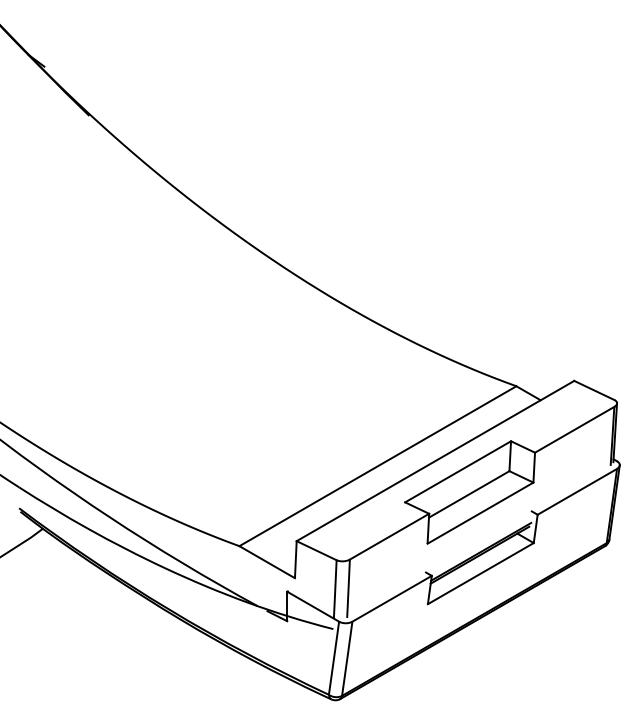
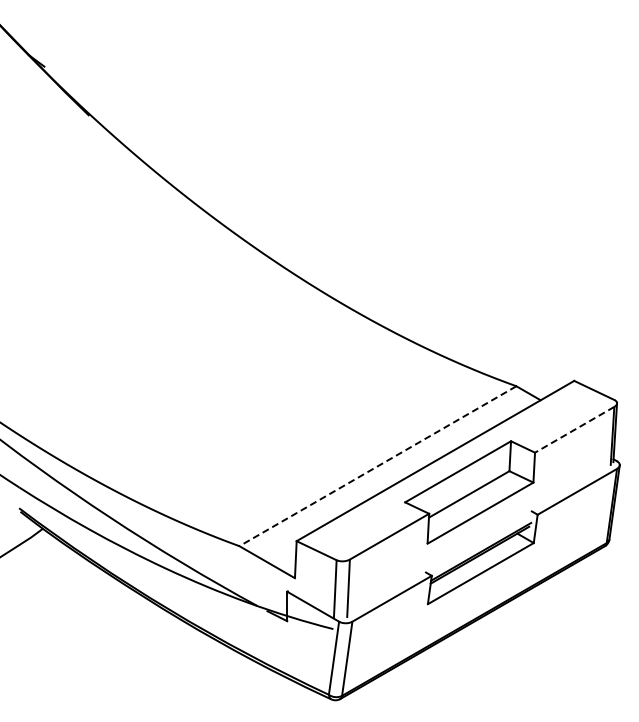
line: solid -> dashed (574, 429)
line: solid -> dashed (377, 466)
